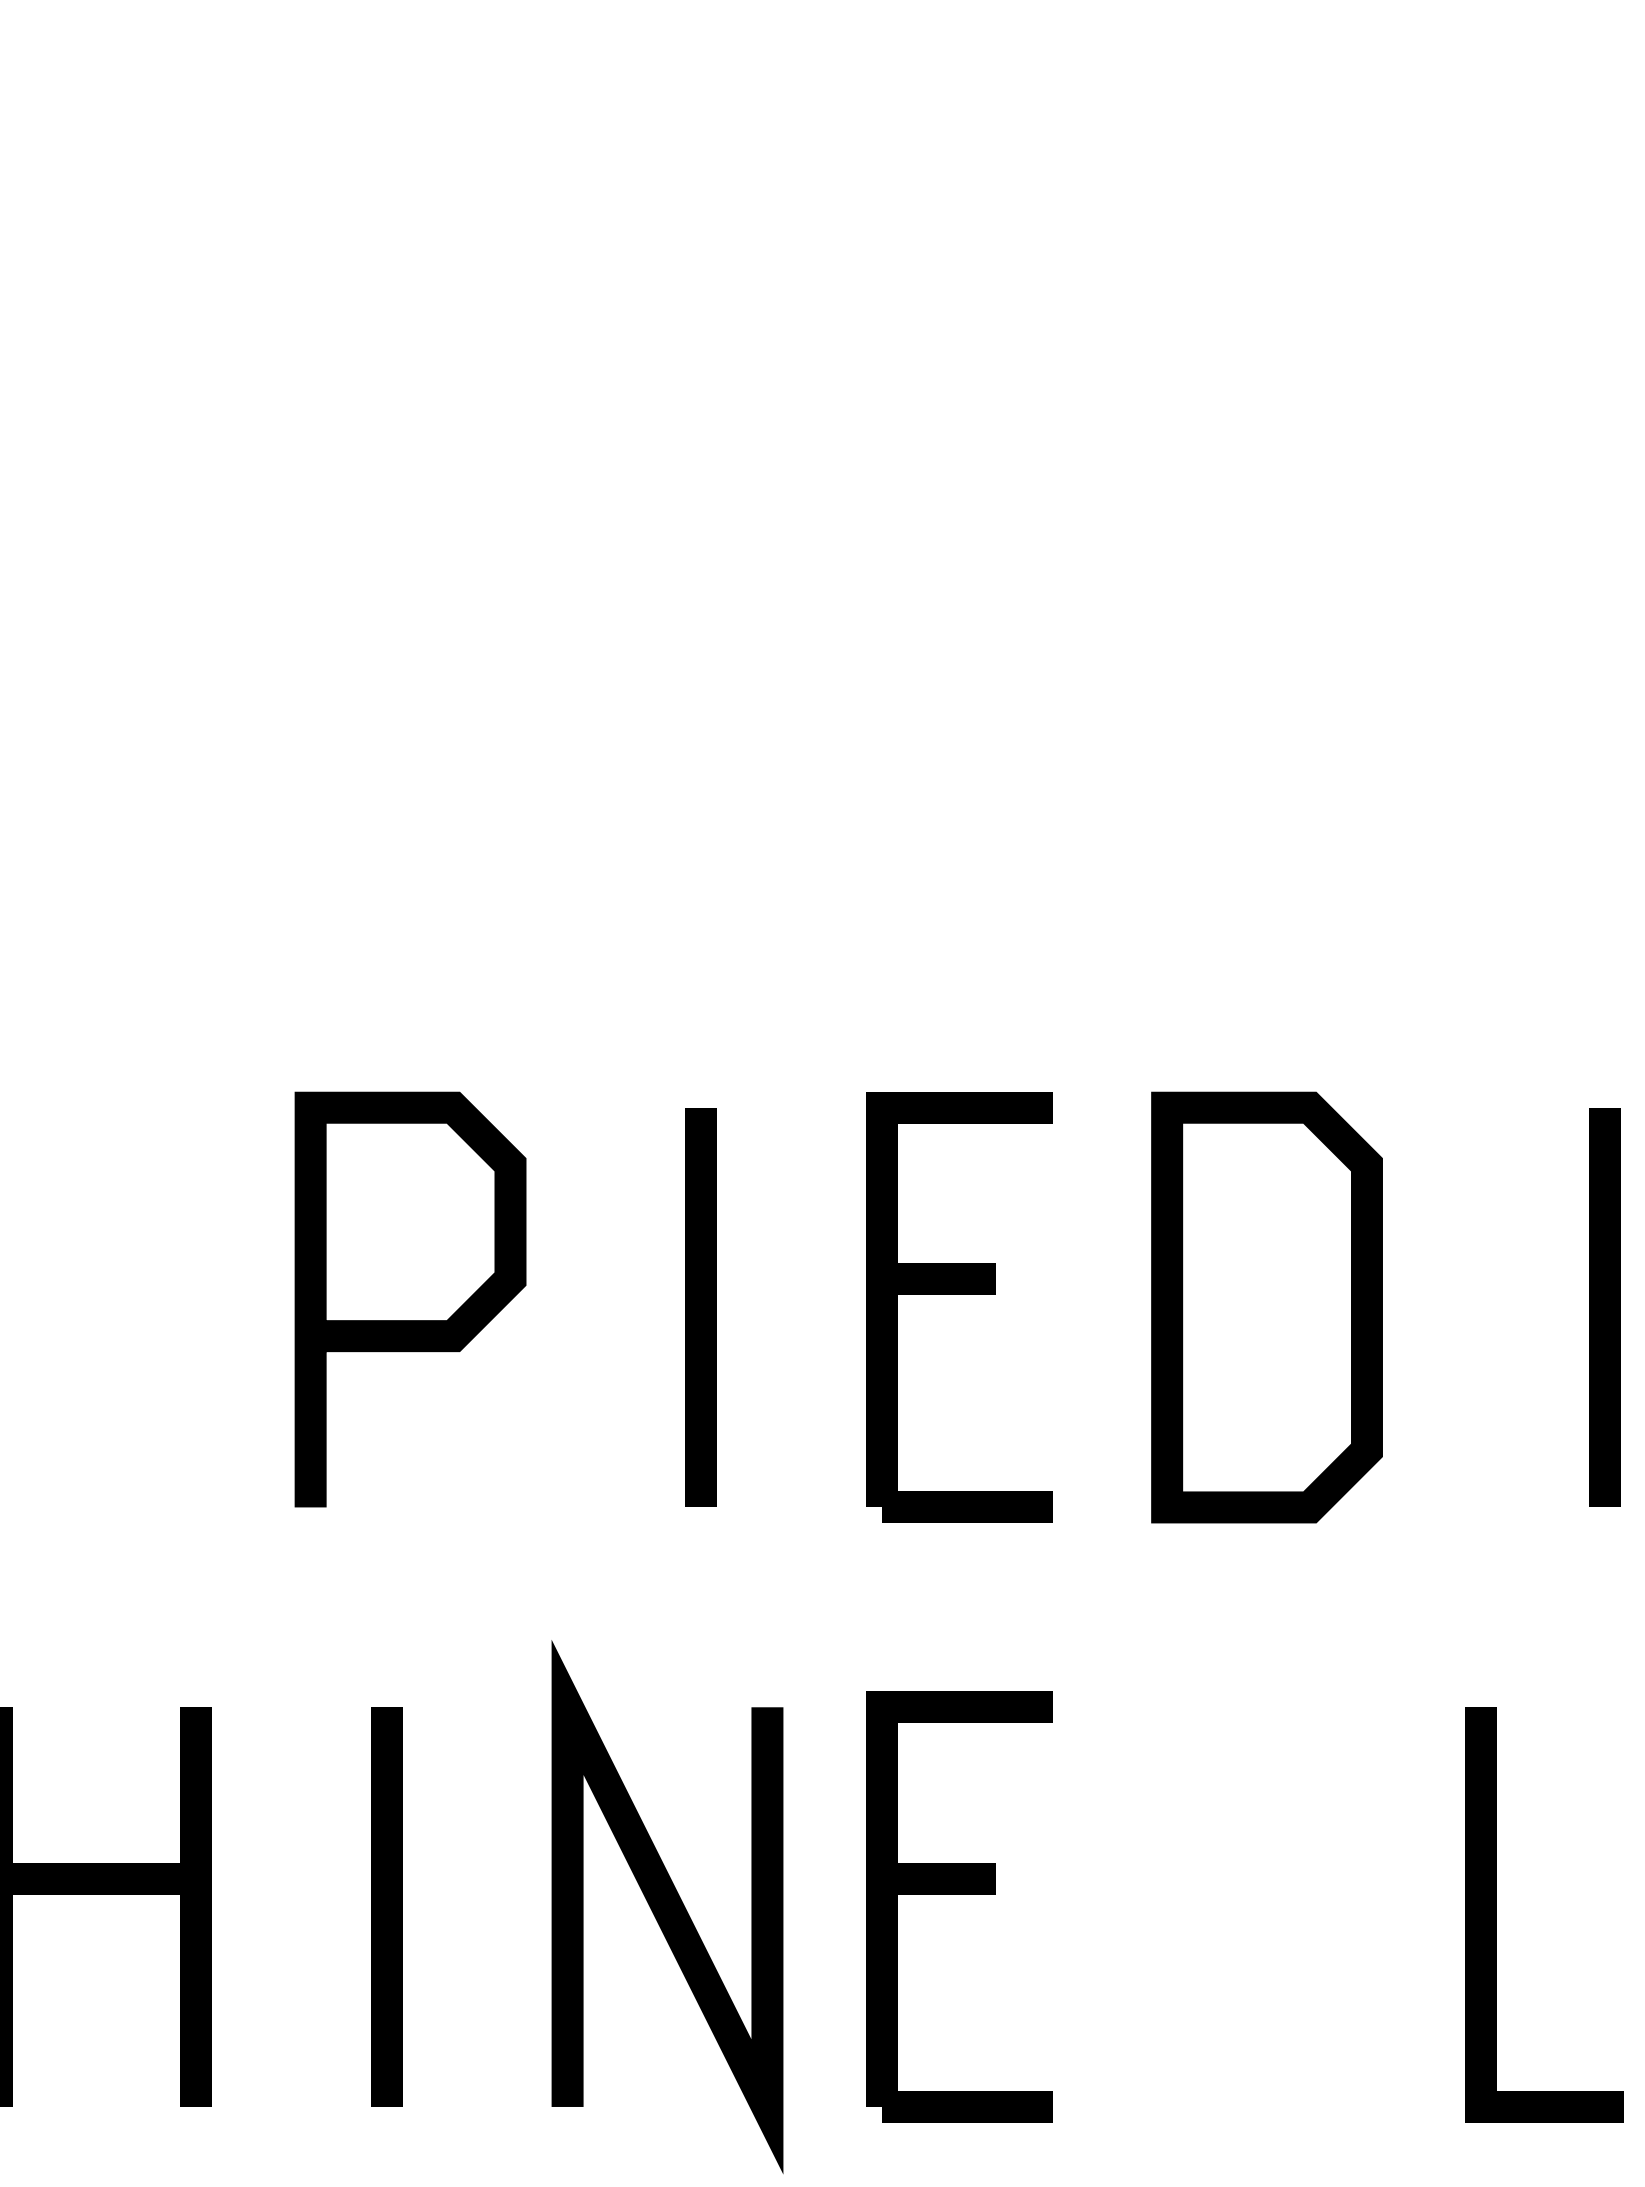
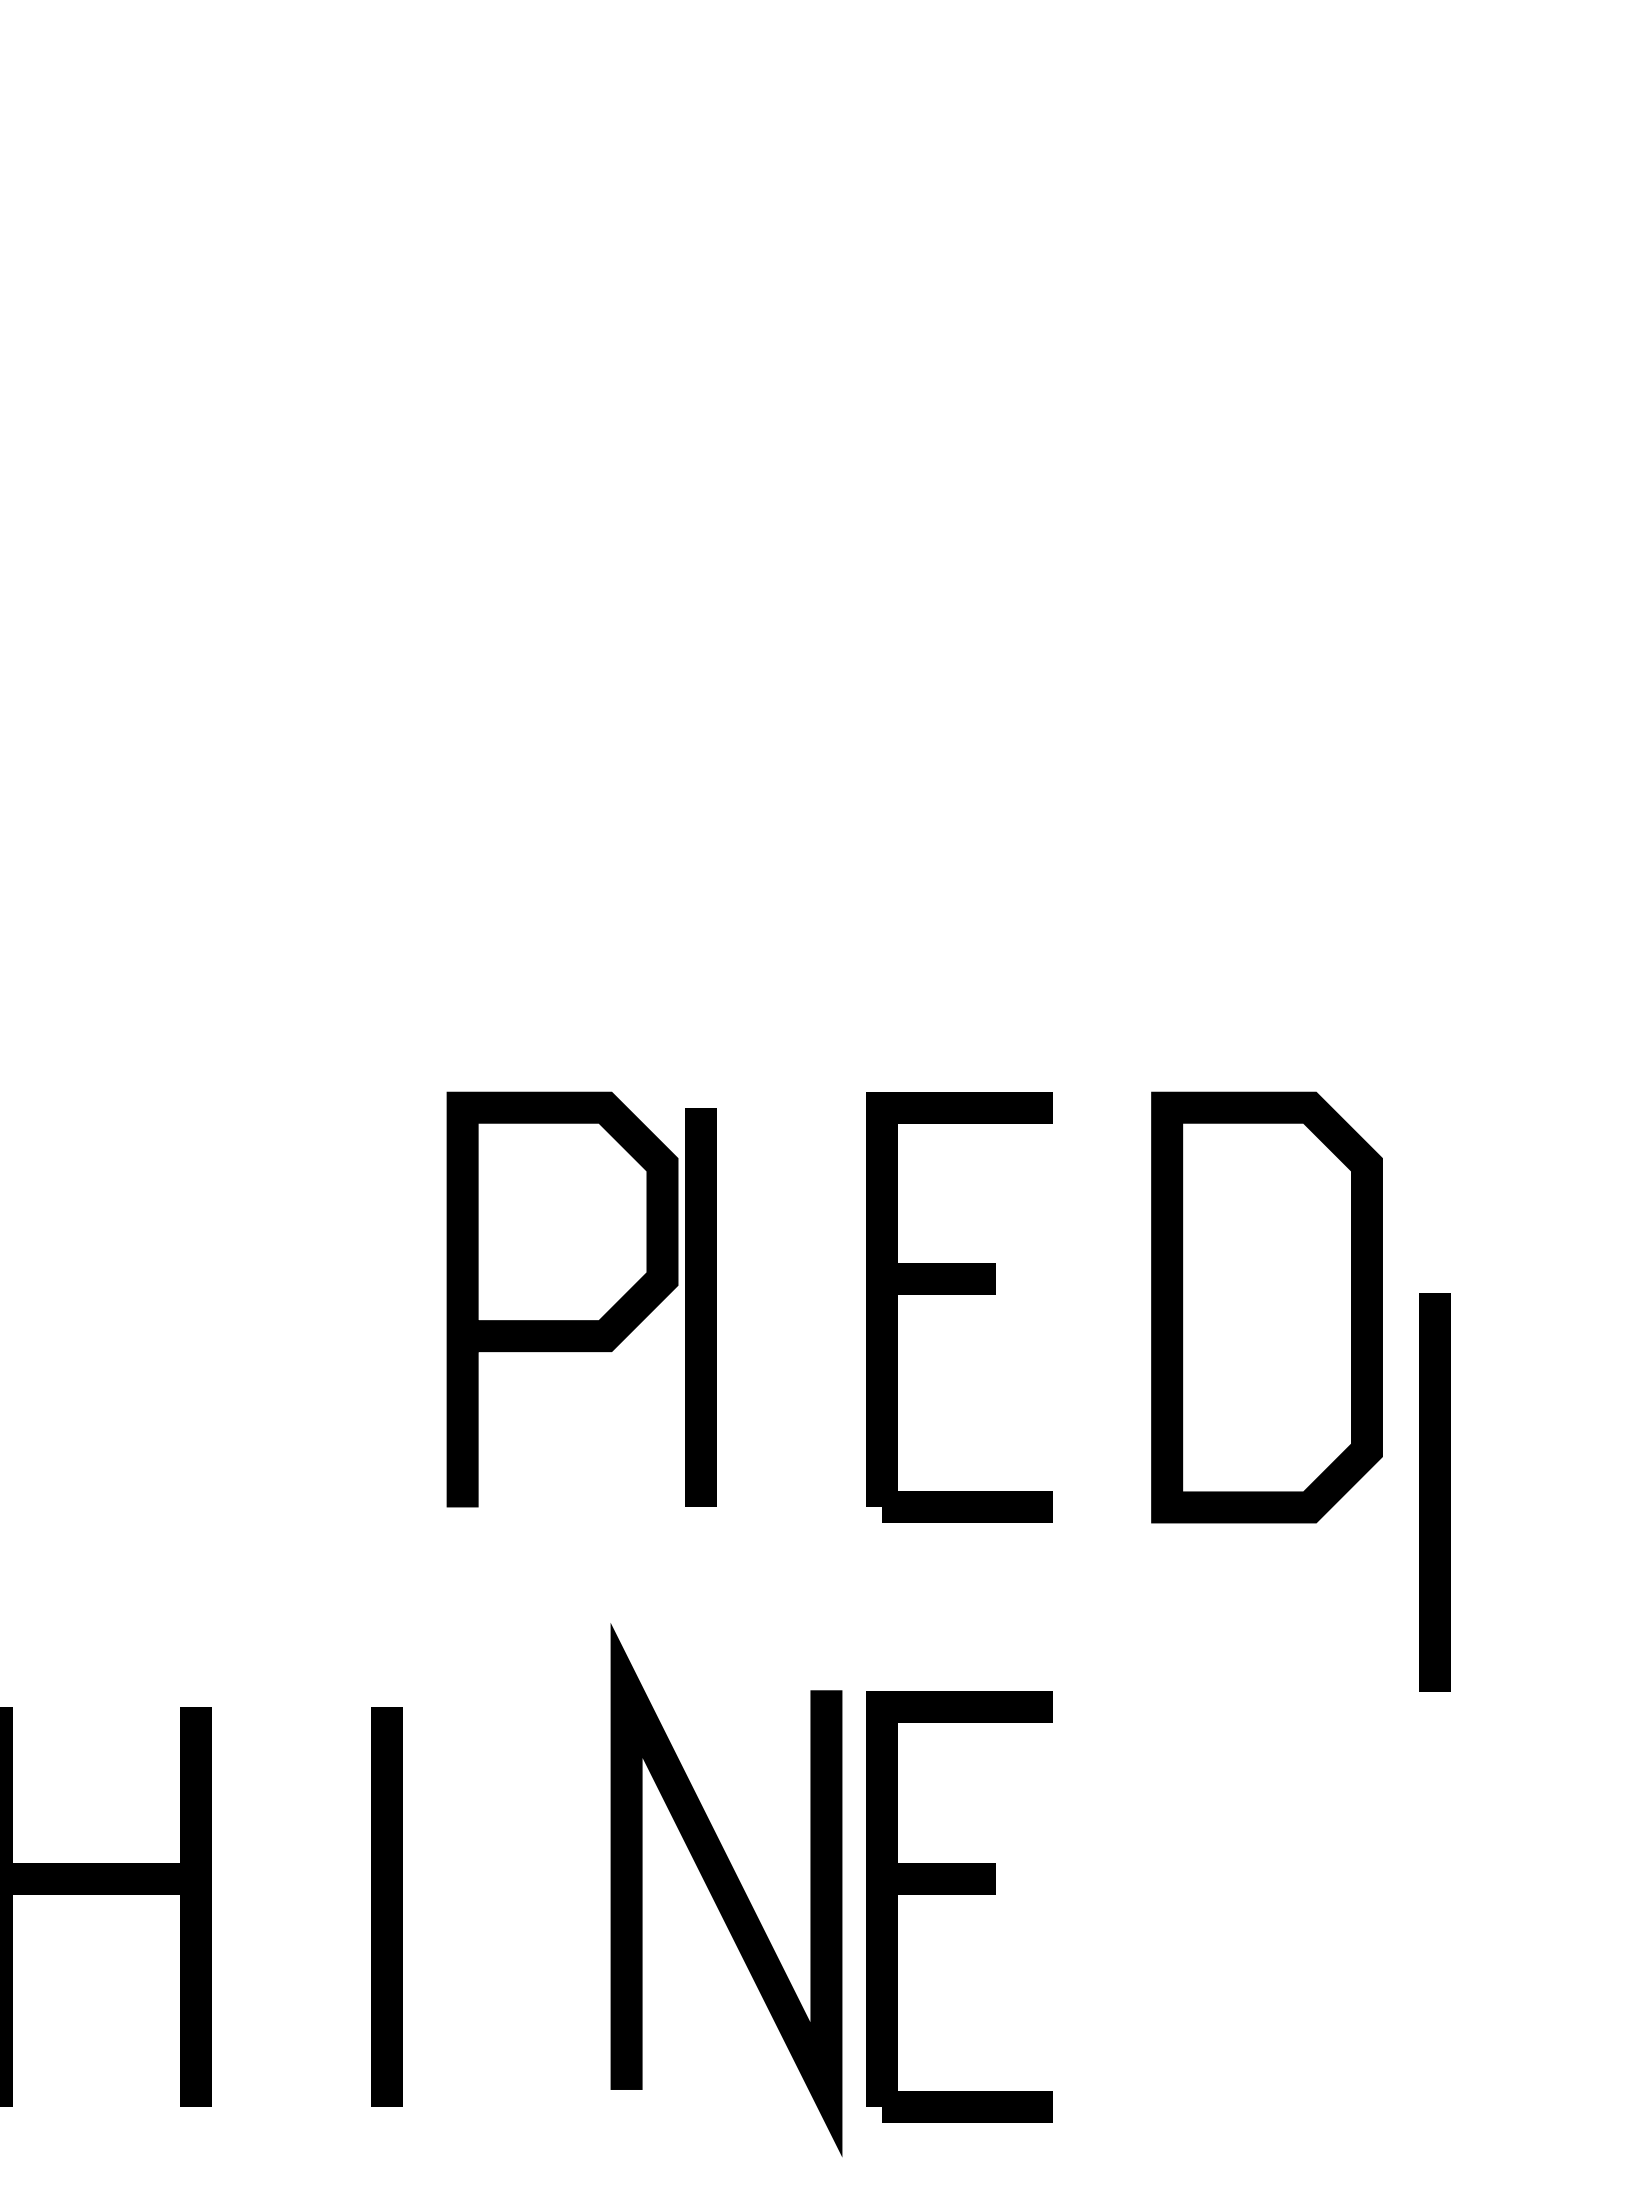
line position: (1604, 1307) -> (1434, 1492) (1434, 1492)
curve position: (410, 1320) -> (562, 1320) (562, 1320)
line position: (667, 1907) -> (726, 1890) (726, 1890)
line: present -> none (1496, 1914)
